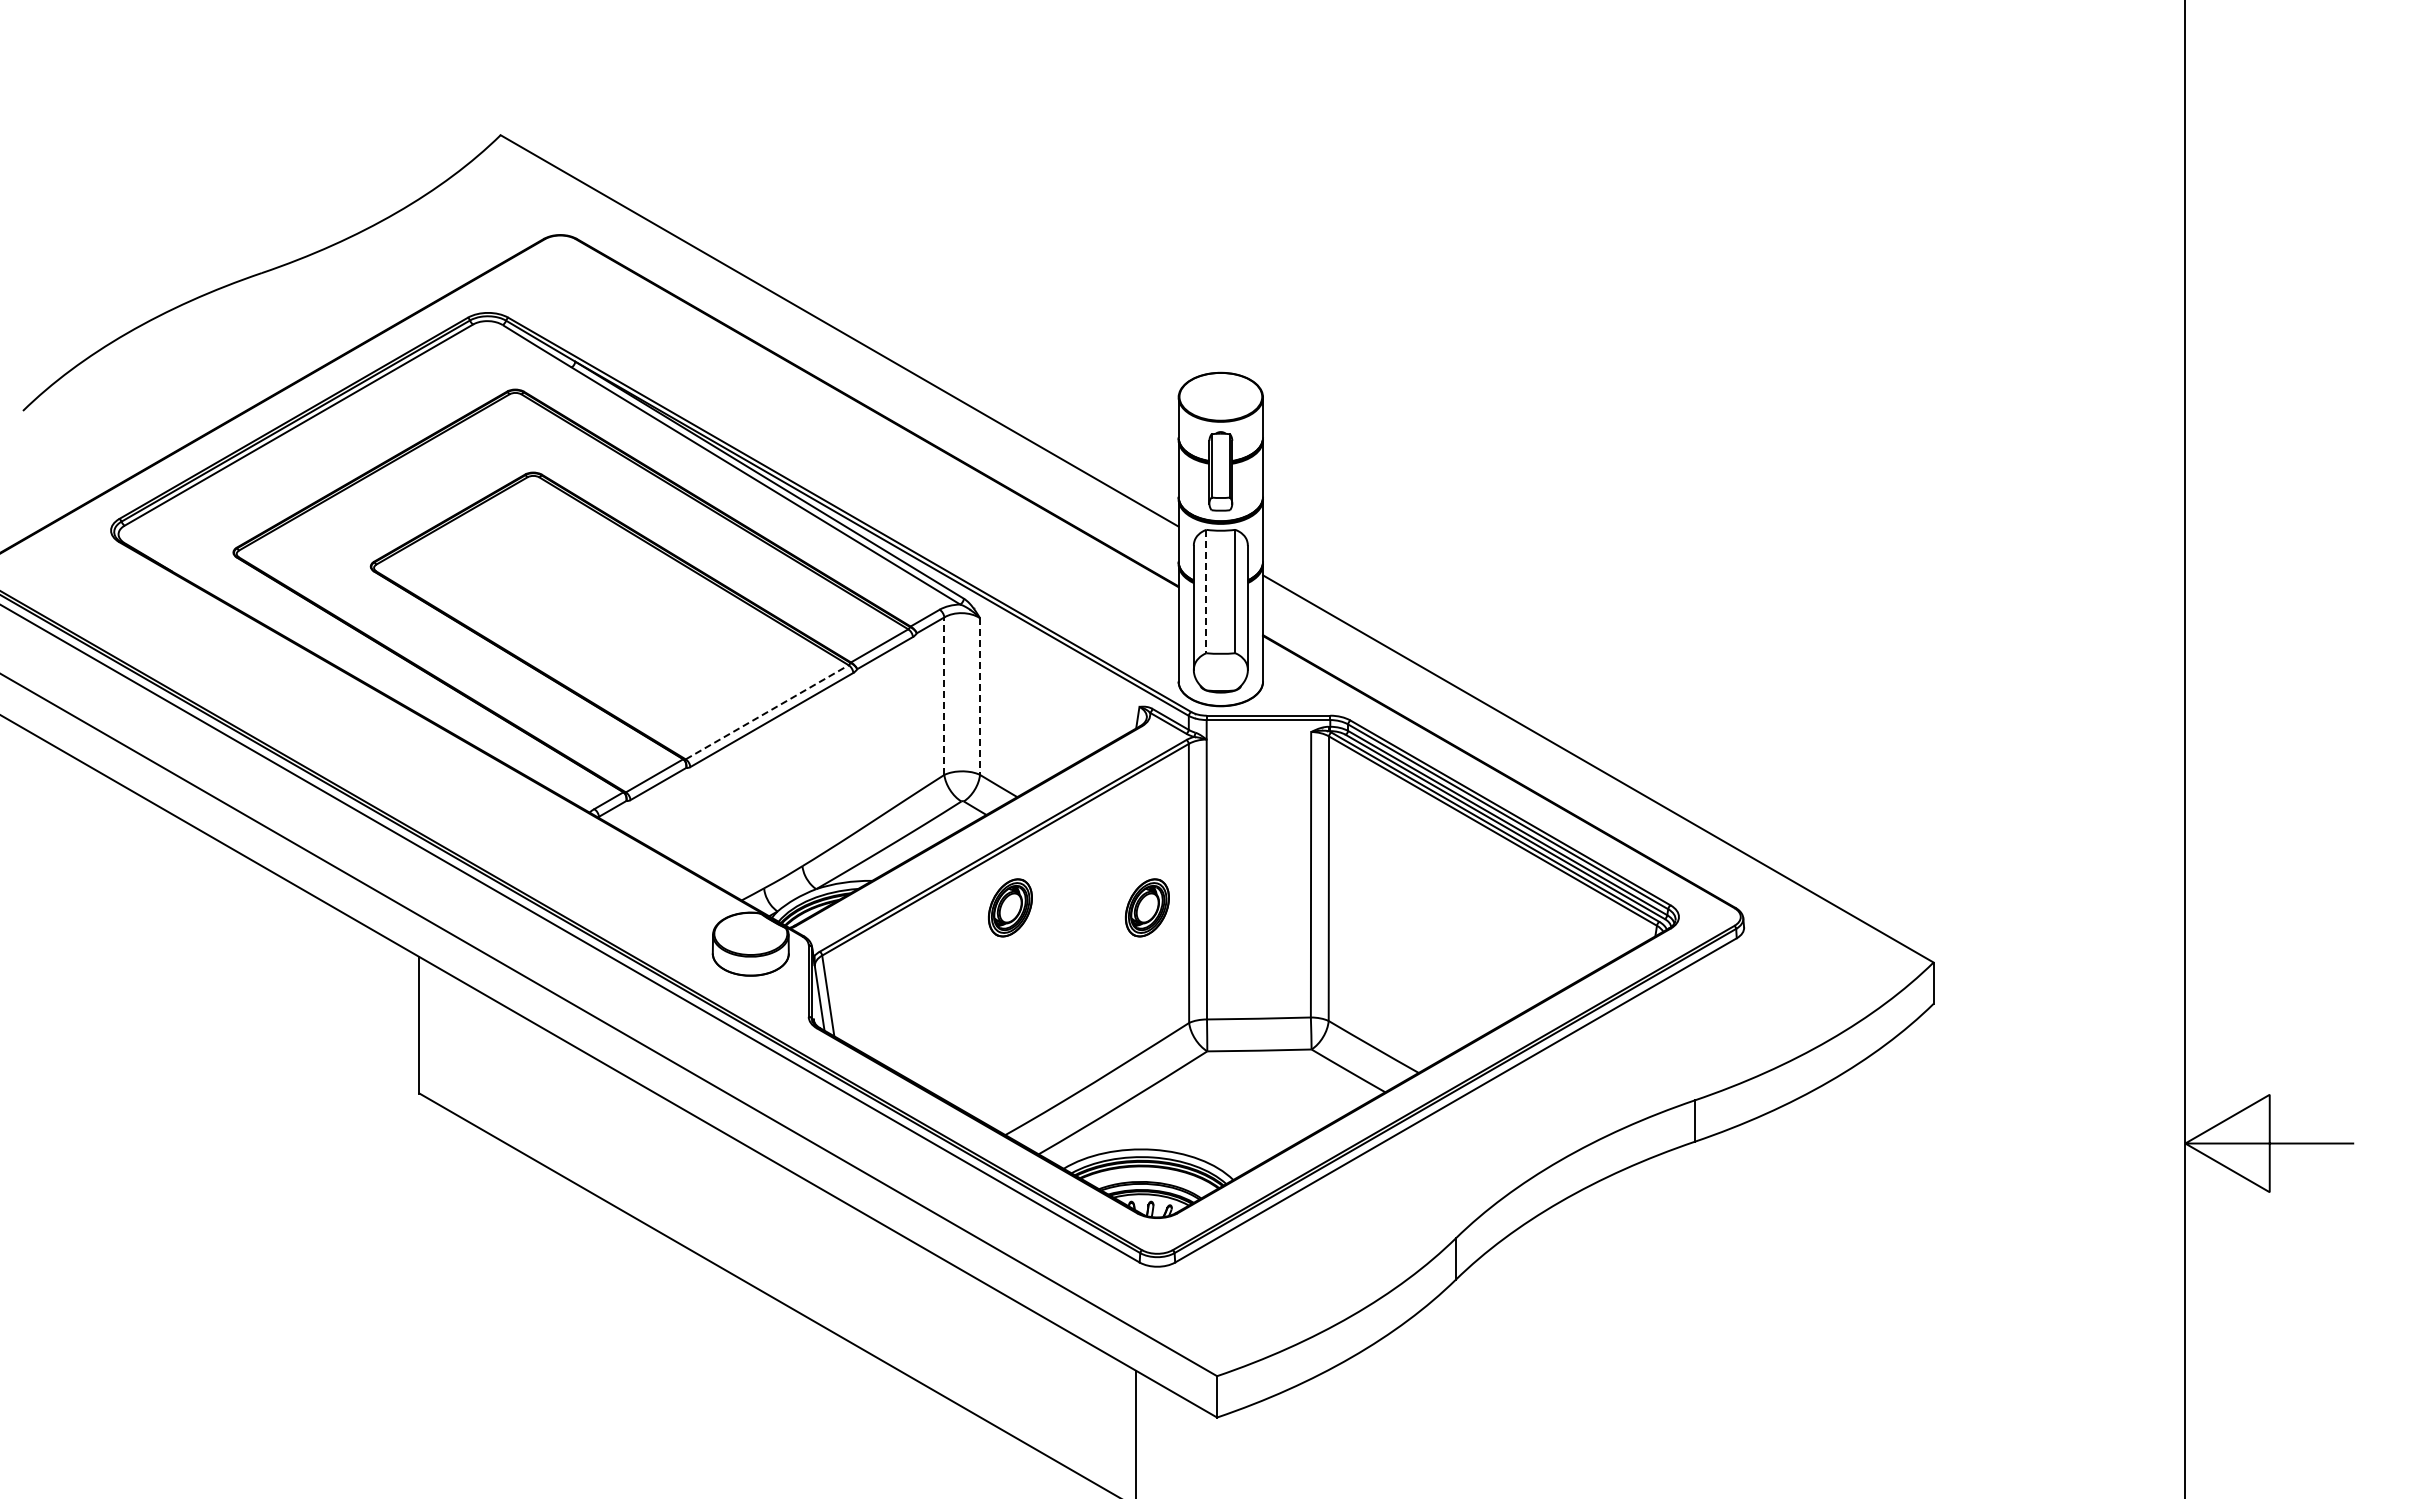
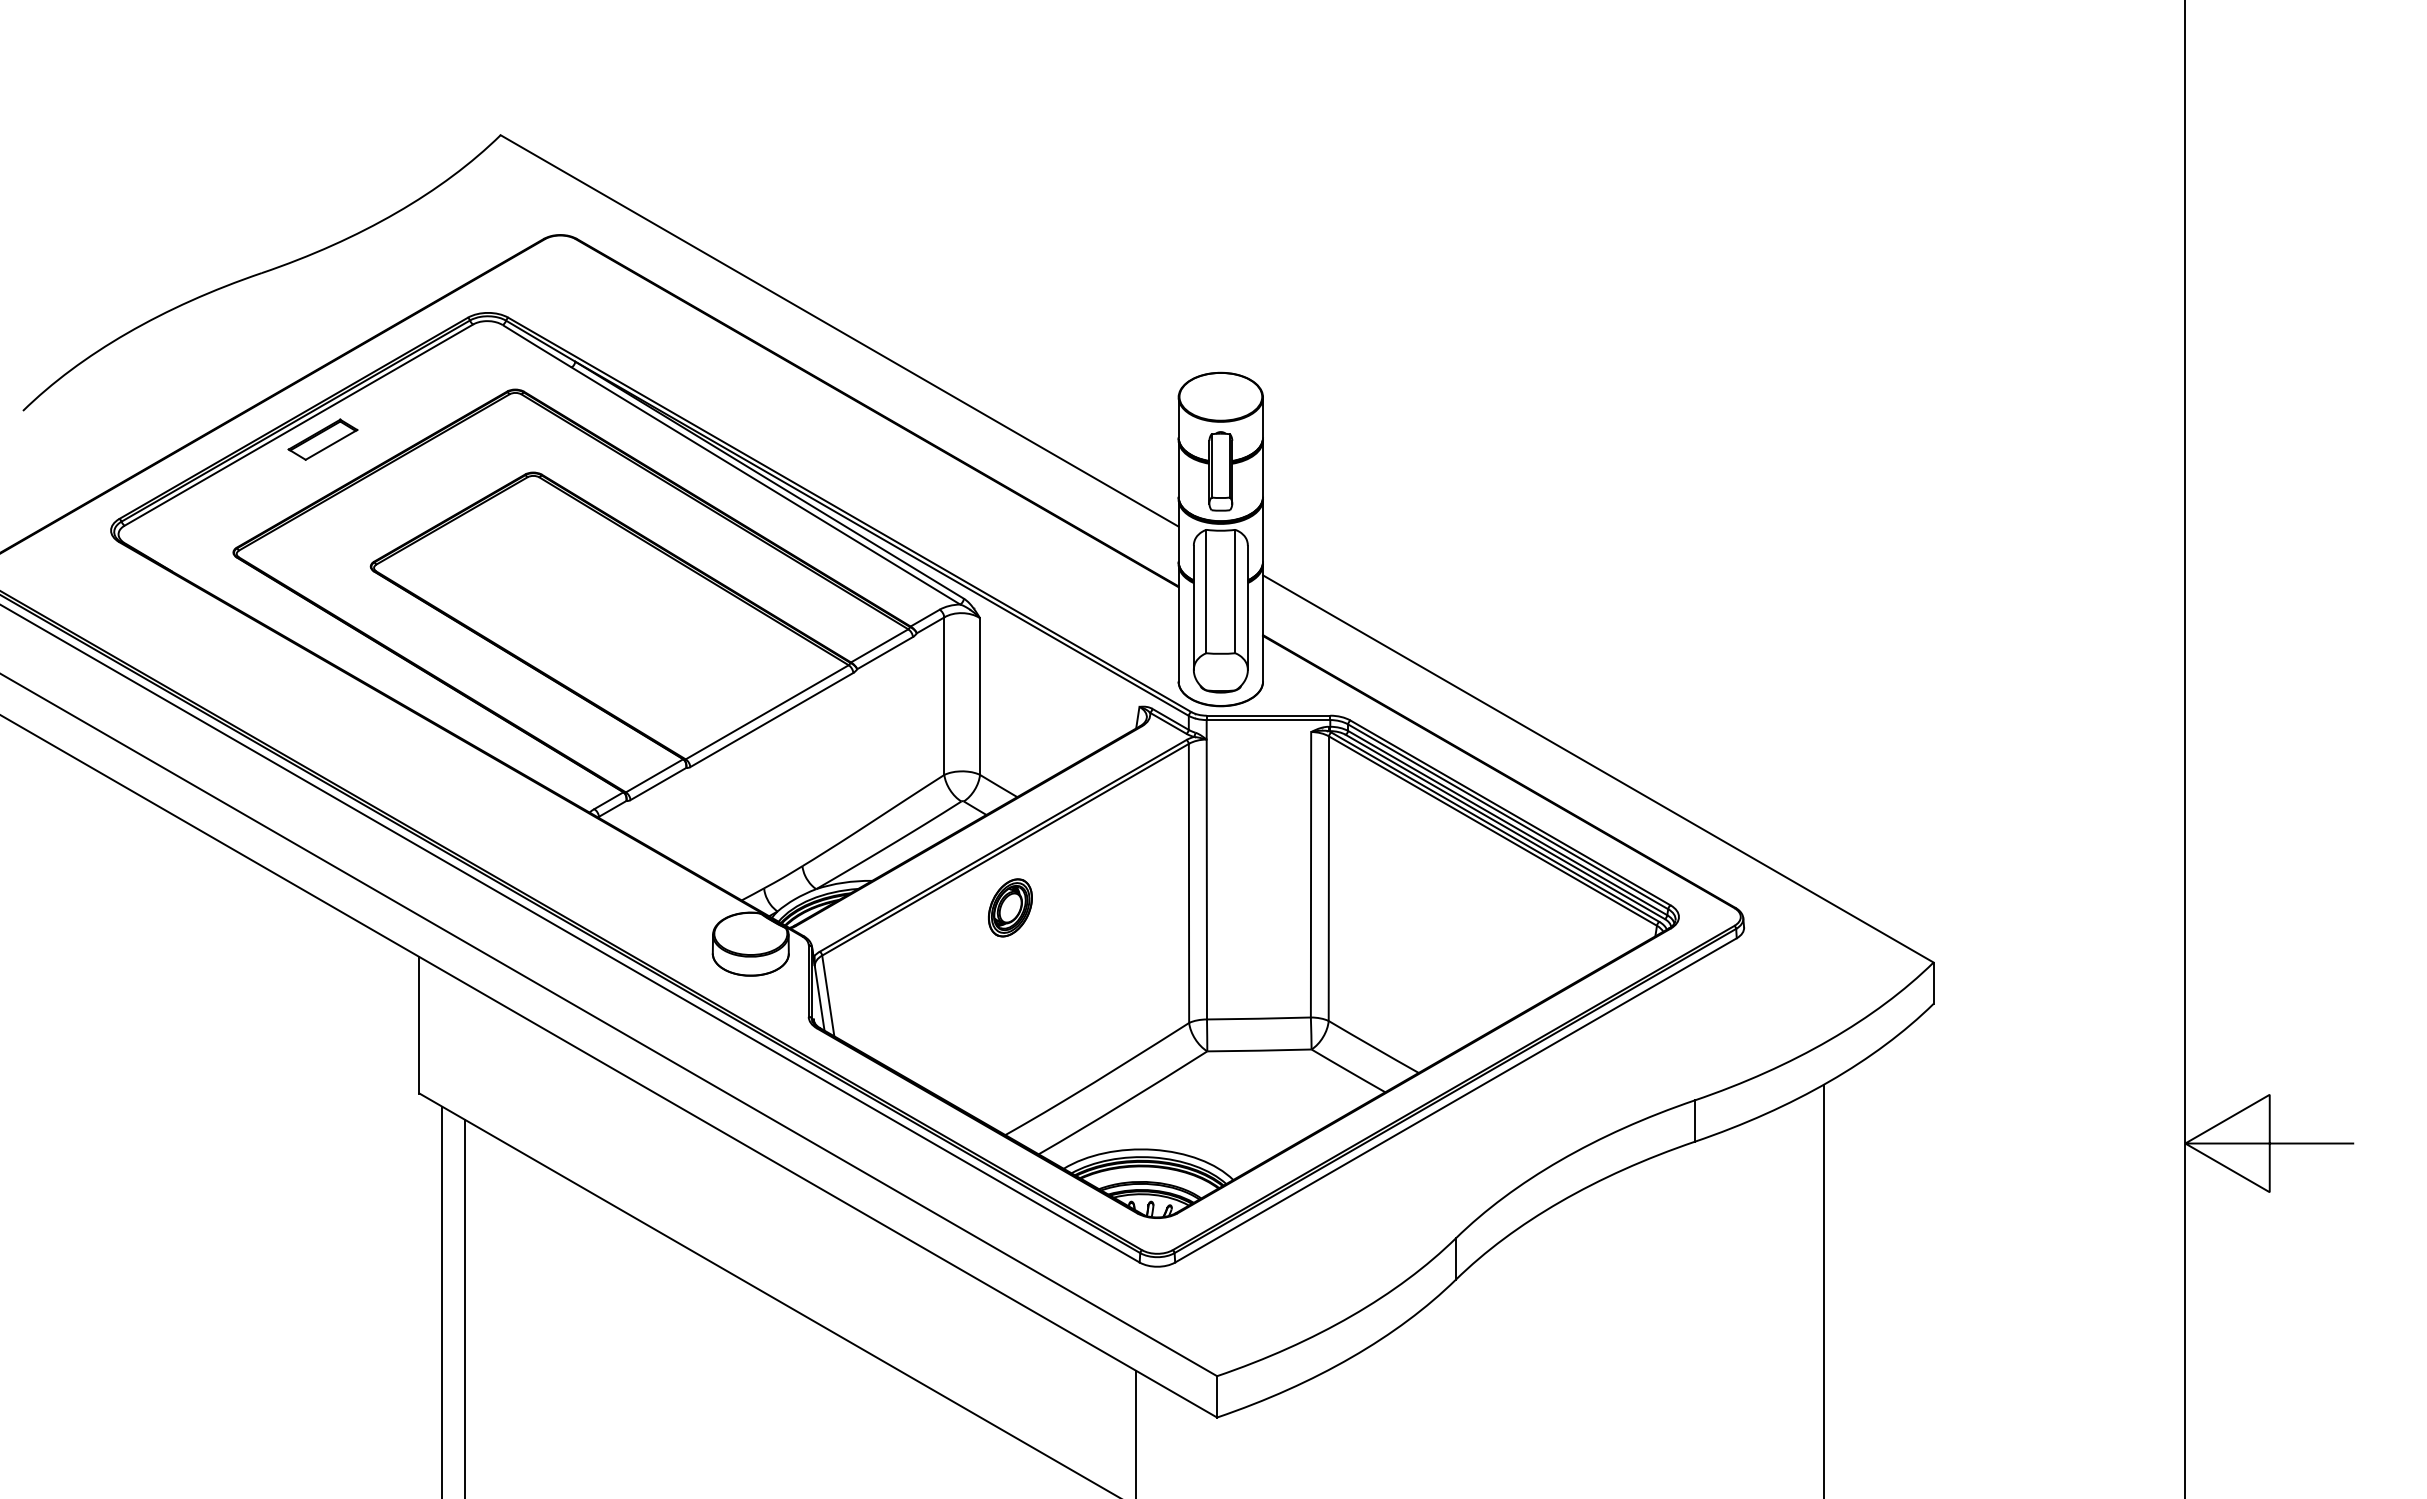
part: none -> present (322, 439)
line: dashed -> solid (1206, 591)
line: dashed -> solid (944, 696)
line: dashed -> solid (980, 697)
line: dashed -> solid (767, 712)
part: present -> none (1146, 907)
line: none -> present (1823, 1289)
line: none -> present (442, 1300)
line: none -> present (464, 1307)
